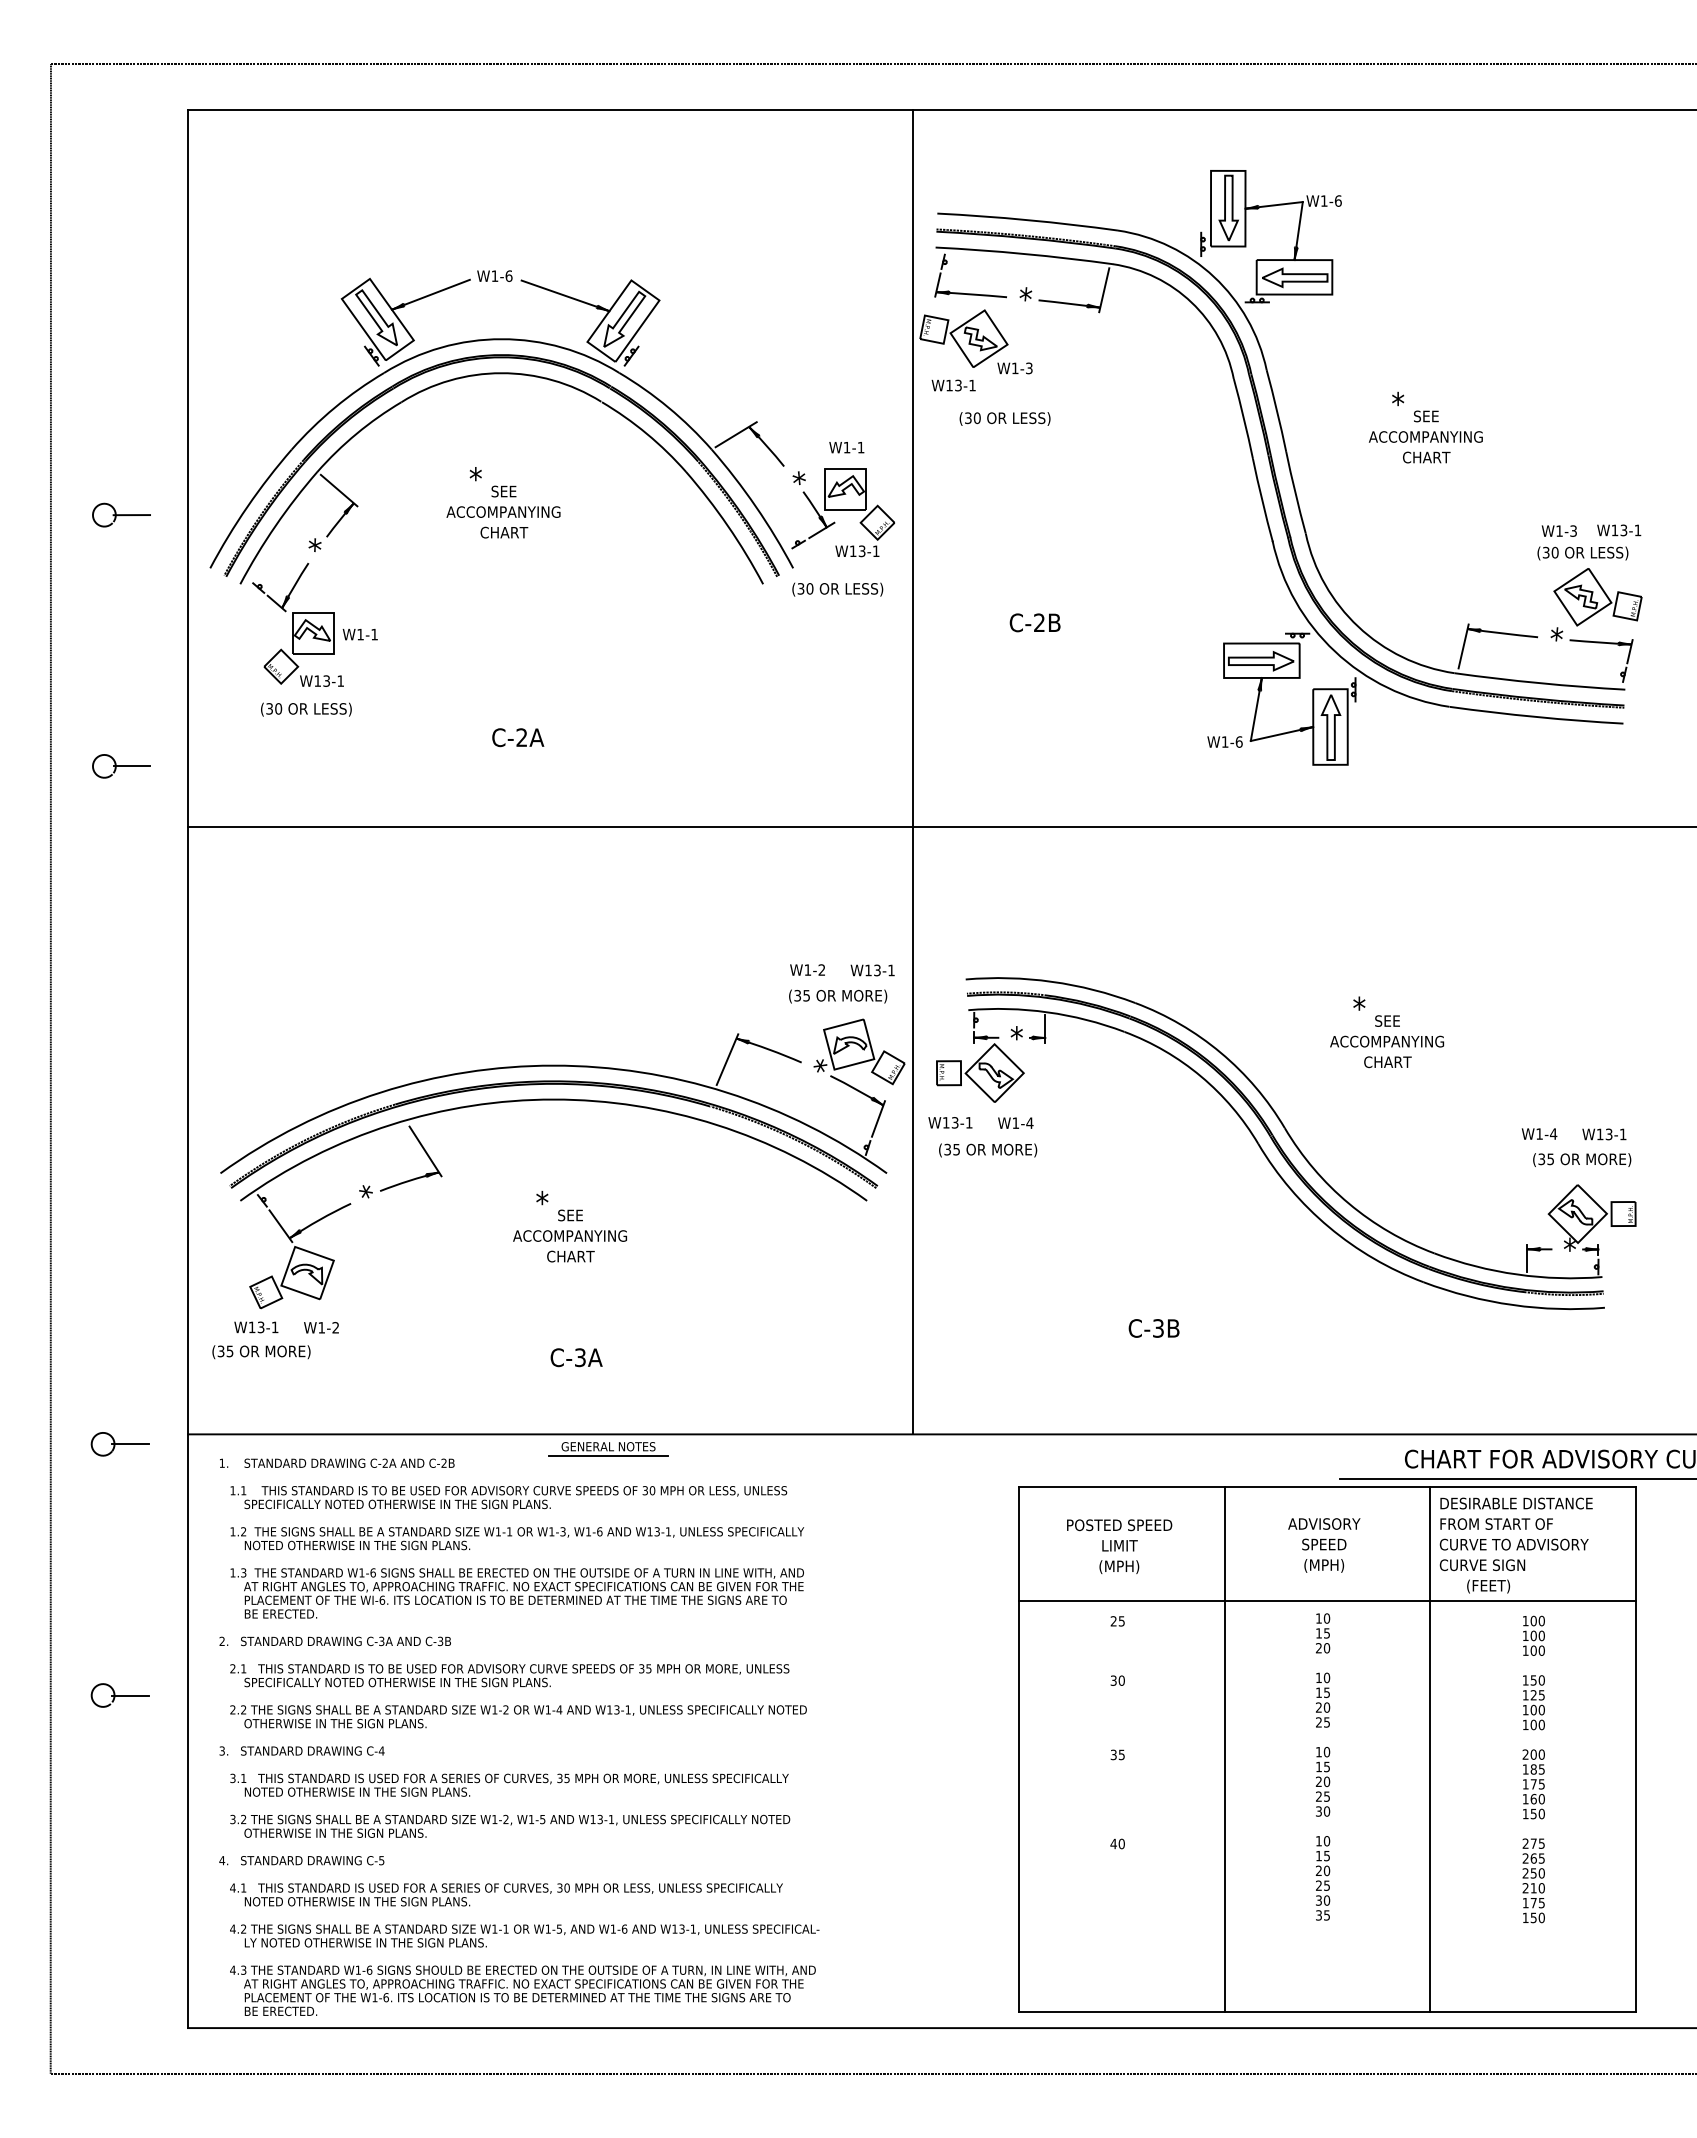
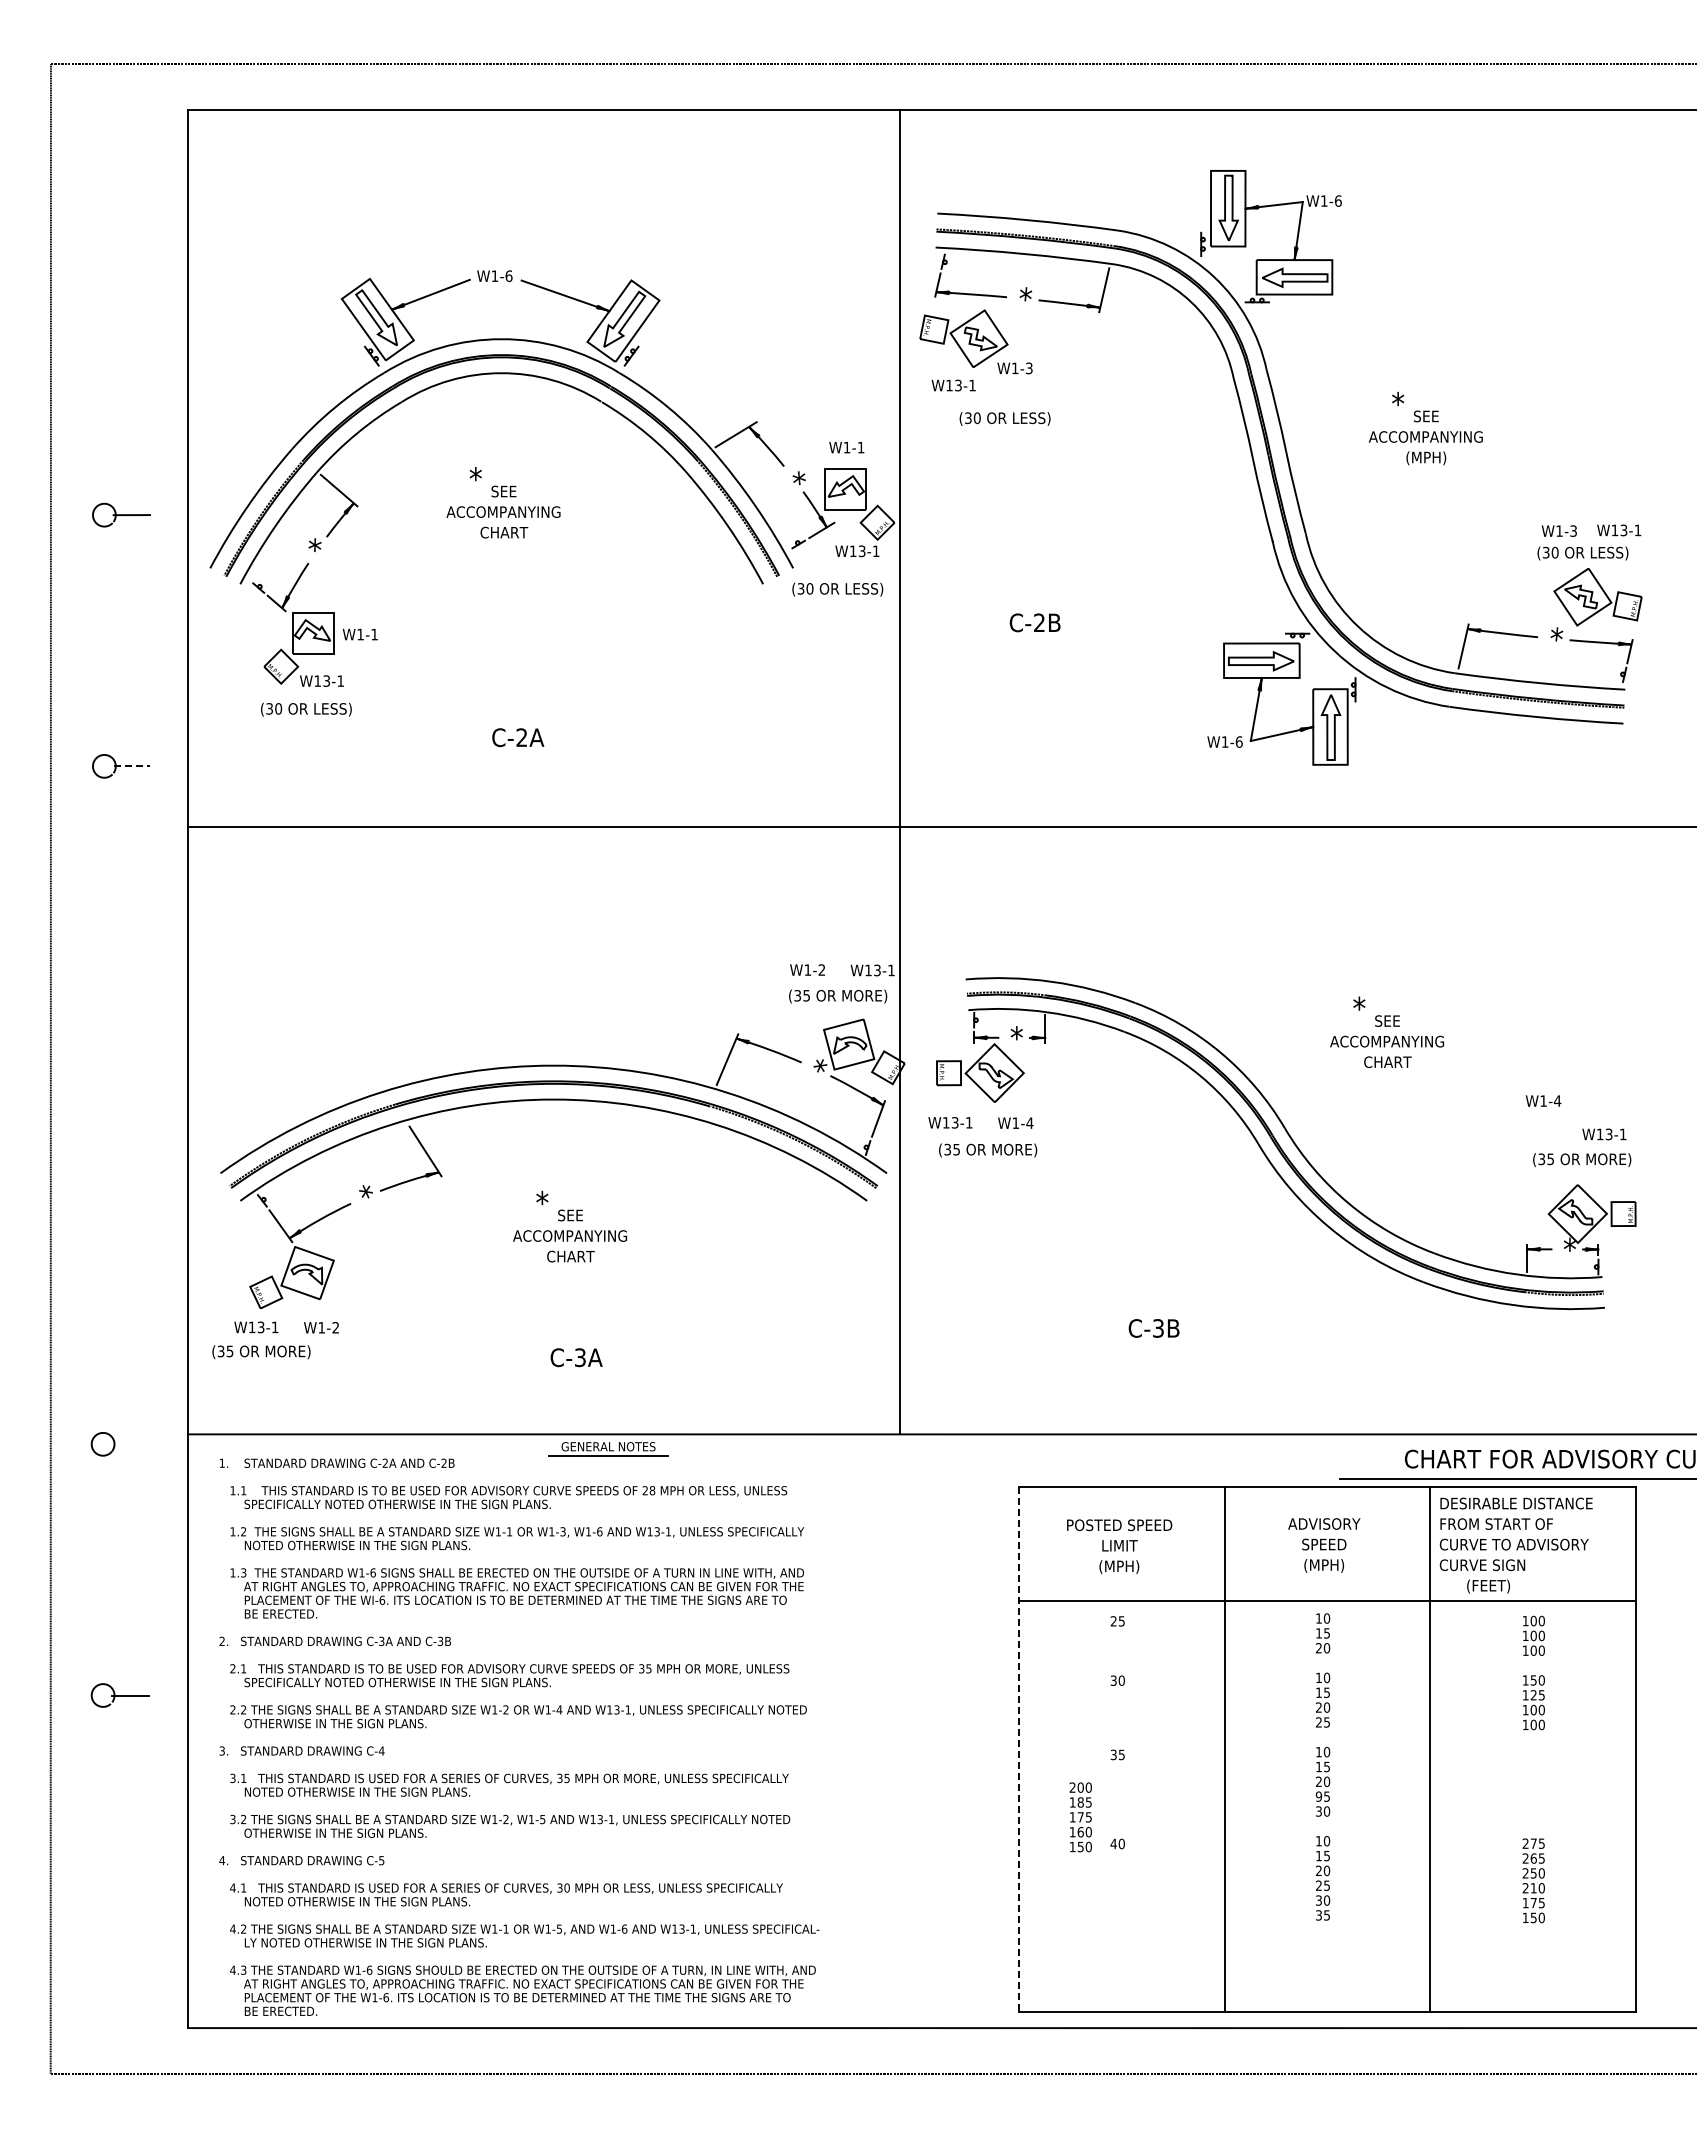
text: CHART -> (MPH) (1426, 458)
line: solid -> dashed (132, 766)
line position: (913, 771) -> (900, 771) (900, 771)
text position: (1539, 1133) -> (1543, 1100) (1543, 1100)
line: present -> none (130, 1444)
text: 30 -> 28 (648, 1490)
line: solid -> dashed (1019, 1749)
text position: (1533, 1784) -> (1080, 1817) (1080, 1817)
text: 25 -> 95 (1318, 1796)
